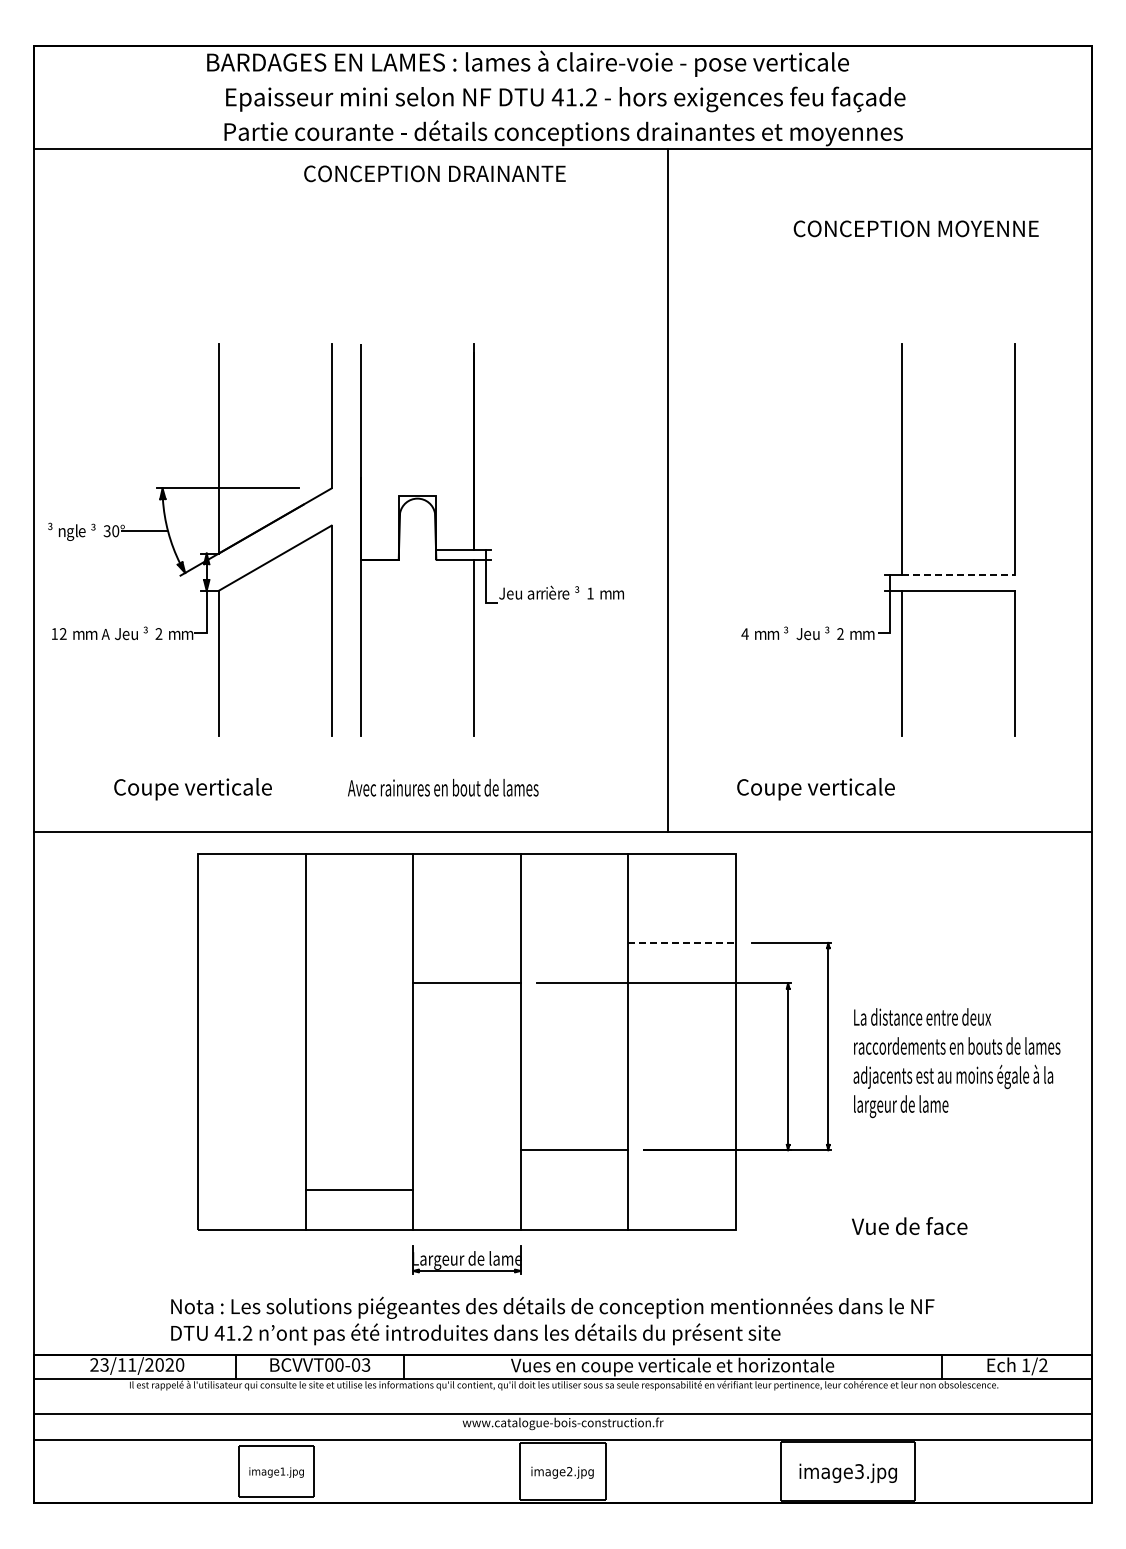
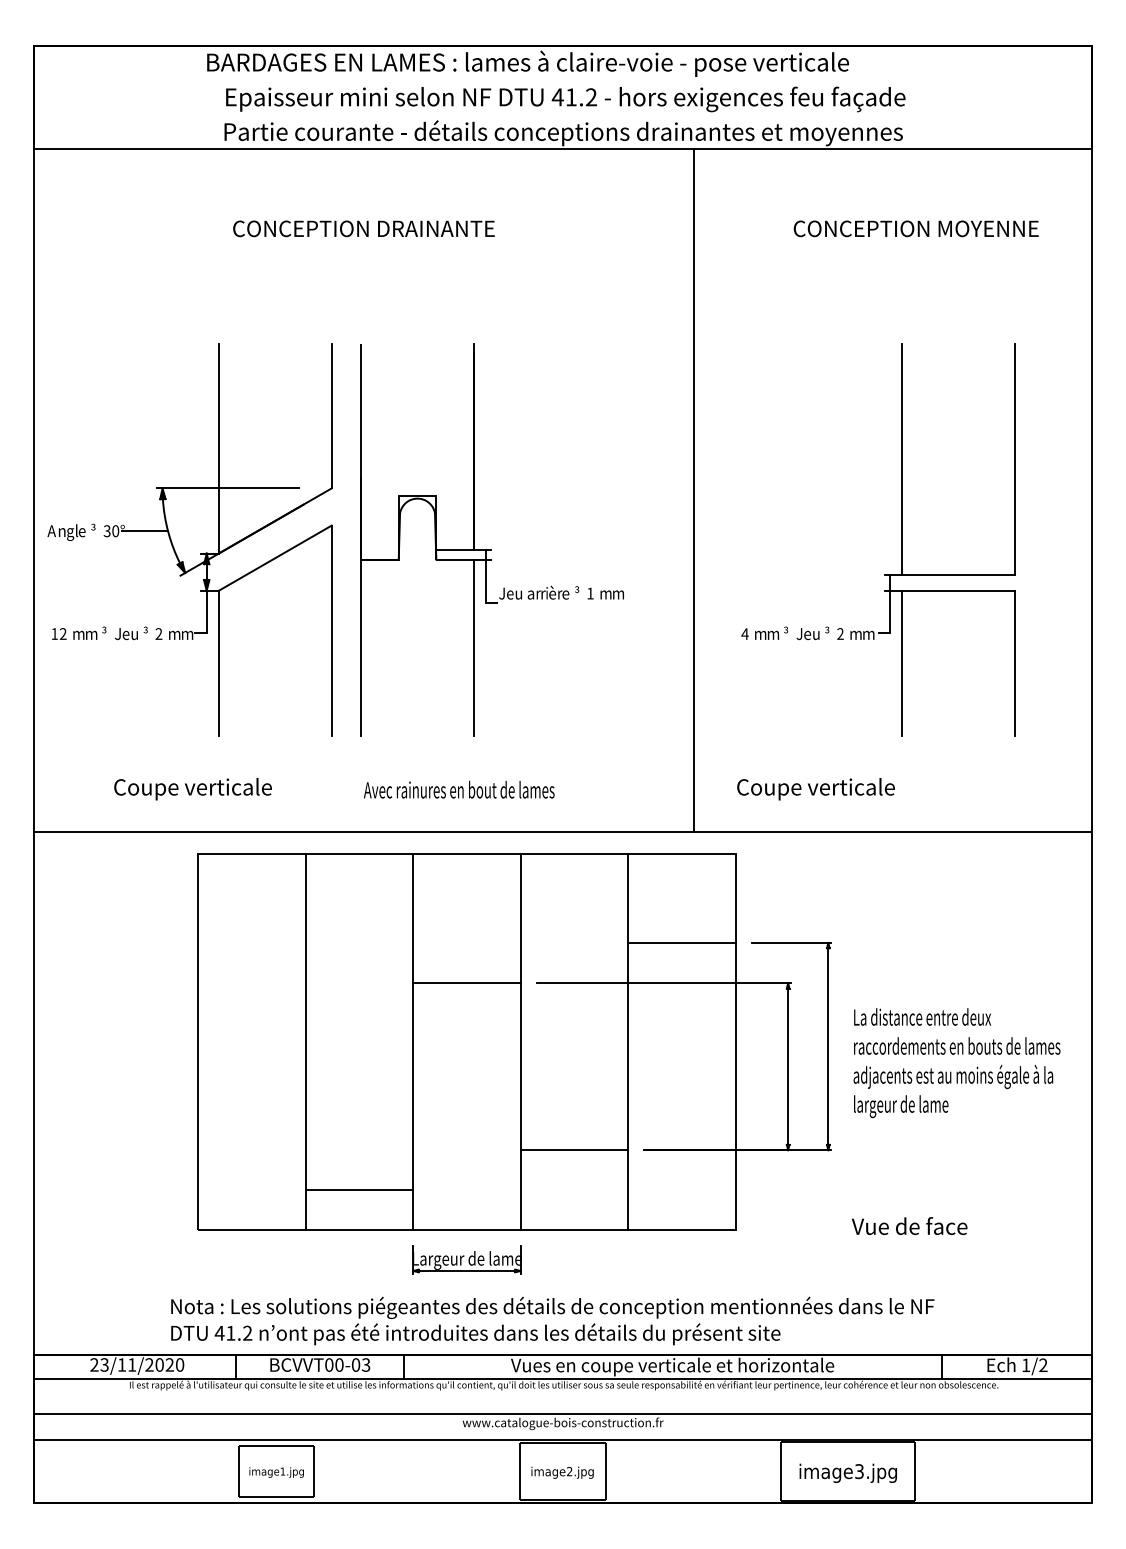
text position: (434, 173) -> (363, 228) (363, 228)
line position: (668, 490) -> (694, 490) (694, 490)
text: ³ -> A (51, 529)
line: dashed -> solid (958, 574)
text: A -> ³ (105, 632)
text position: (443, 787) -> (459, 789) (459, 789)
line: dashed -> solid (681, 942)
